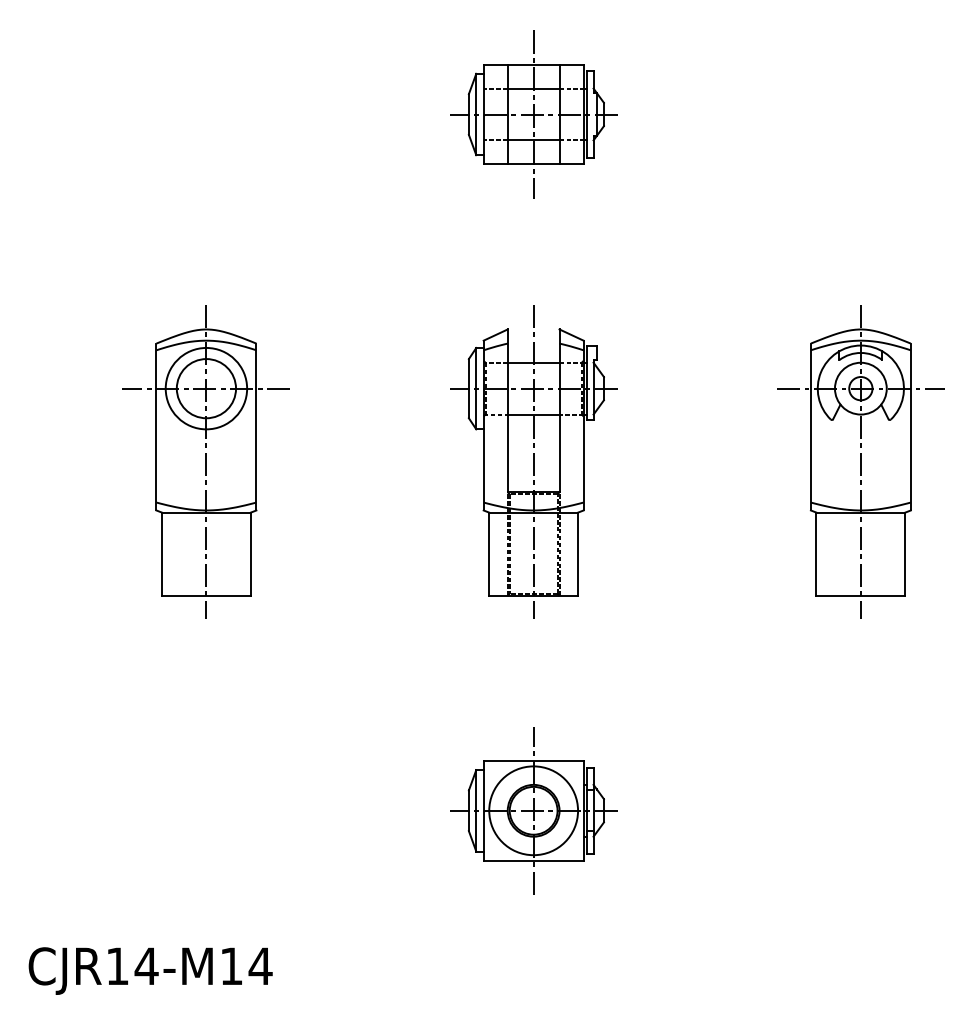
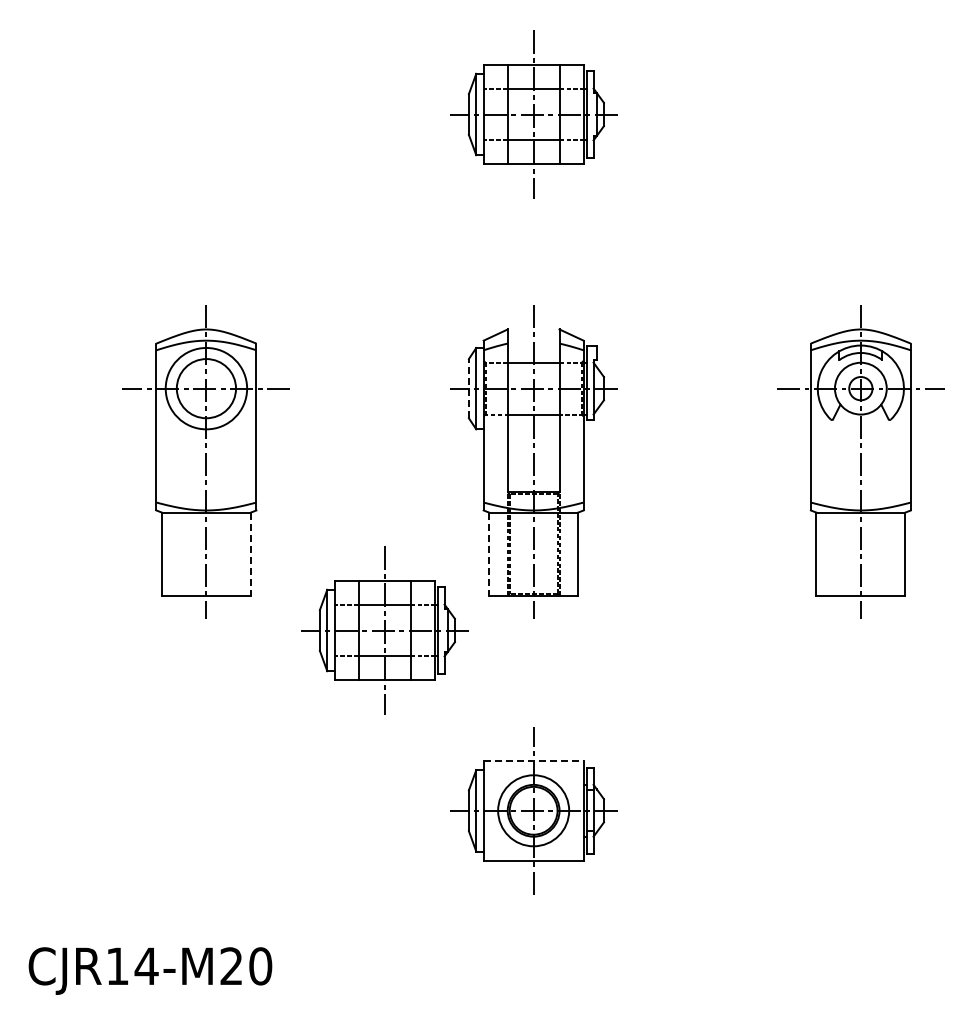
line: solid -> dashed (468, 388)
line: solid -> dashed (250, 554)
line: solid -> dashed (489, 554)
part: none -> present (384, 630)
line: solid -> dashed (533, 760)
circle diameter: 89 px -> 71 px (533, 810)
text: CJR14-M14 -> CJR14-M20 (246, 966)
